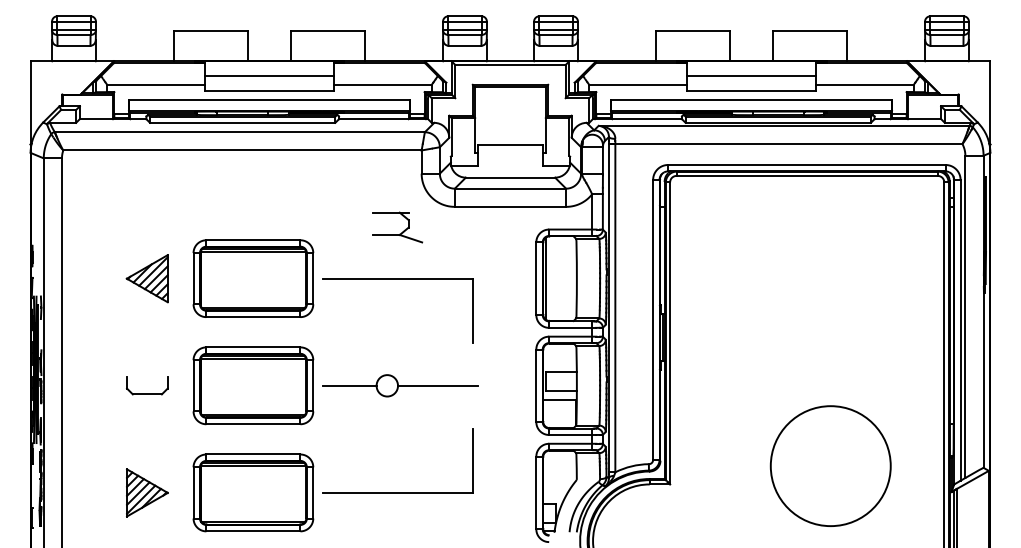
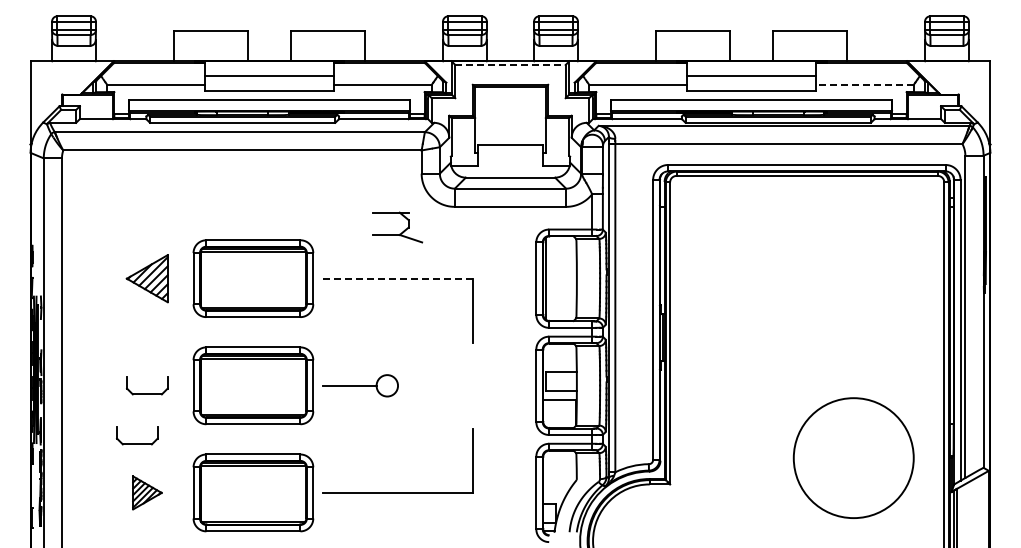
line: solid -> dashed (510, 65)
line: solid -> dashed (864, 84)
line: solid -> dashed (398, 278)
line: present -> none (438, 385)
part: none -> present (137, 443)
circle position: (830, 465) -> (853, 457) (853, 457)
part size: 43x50 px -> 31x36 px (147, 492)
